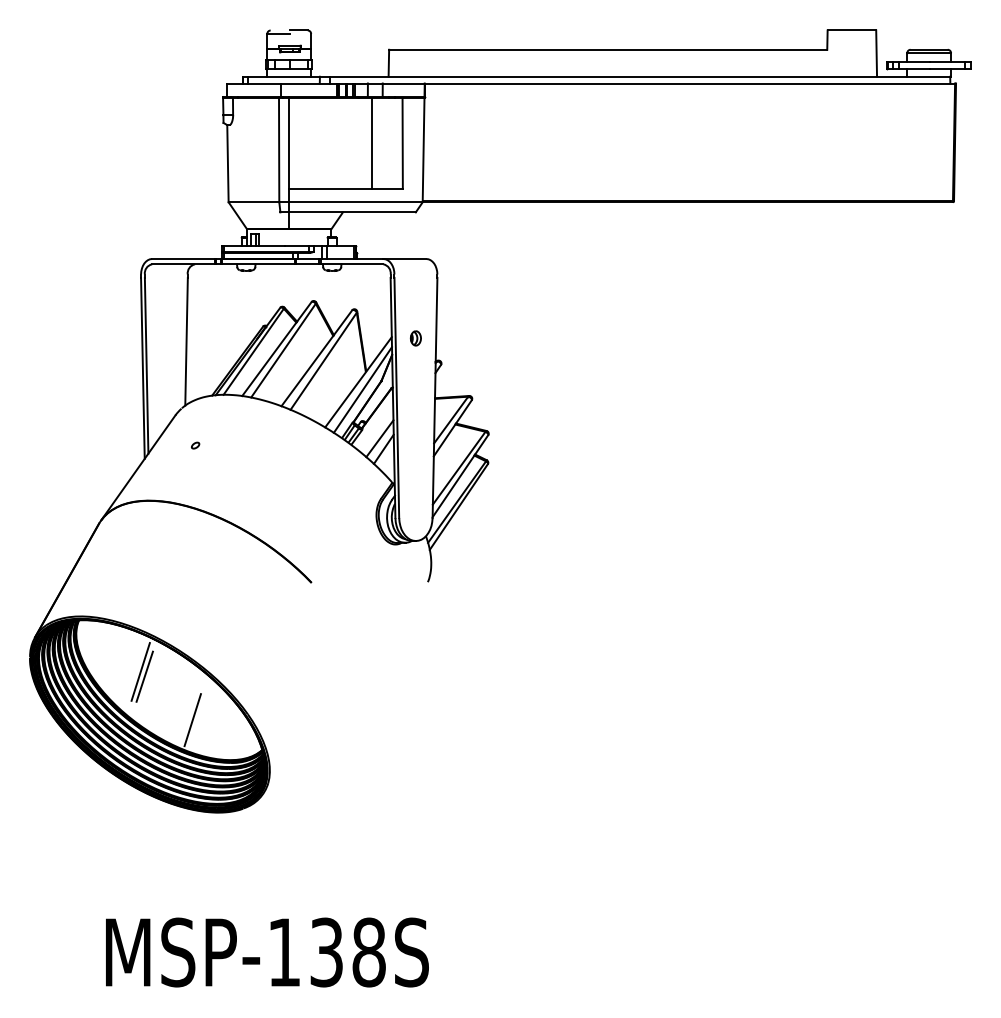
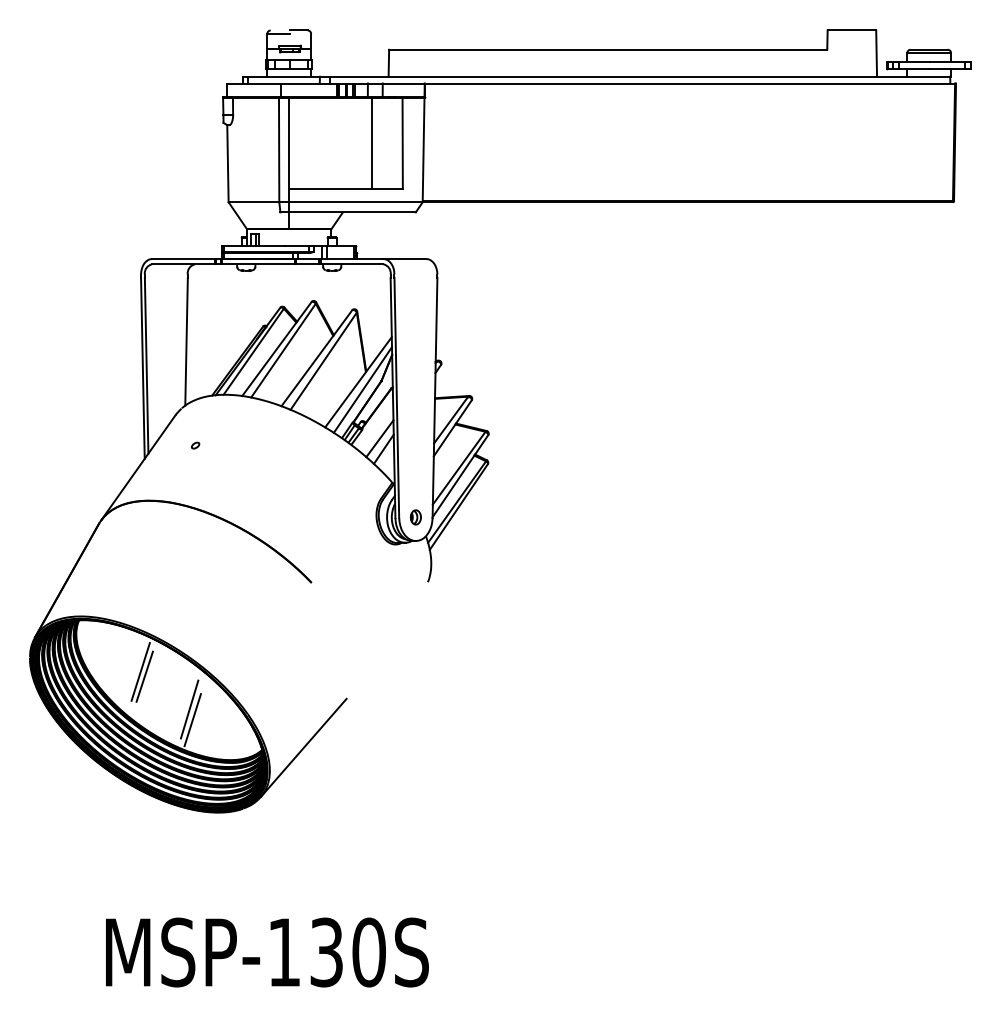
part position: (415, 338) -> (415, 517) (415, 517)
line: none -> present (189, 709)
line: none -> present (303, 747)
text: MSP-138S -> MSP-130S (368, 952)
